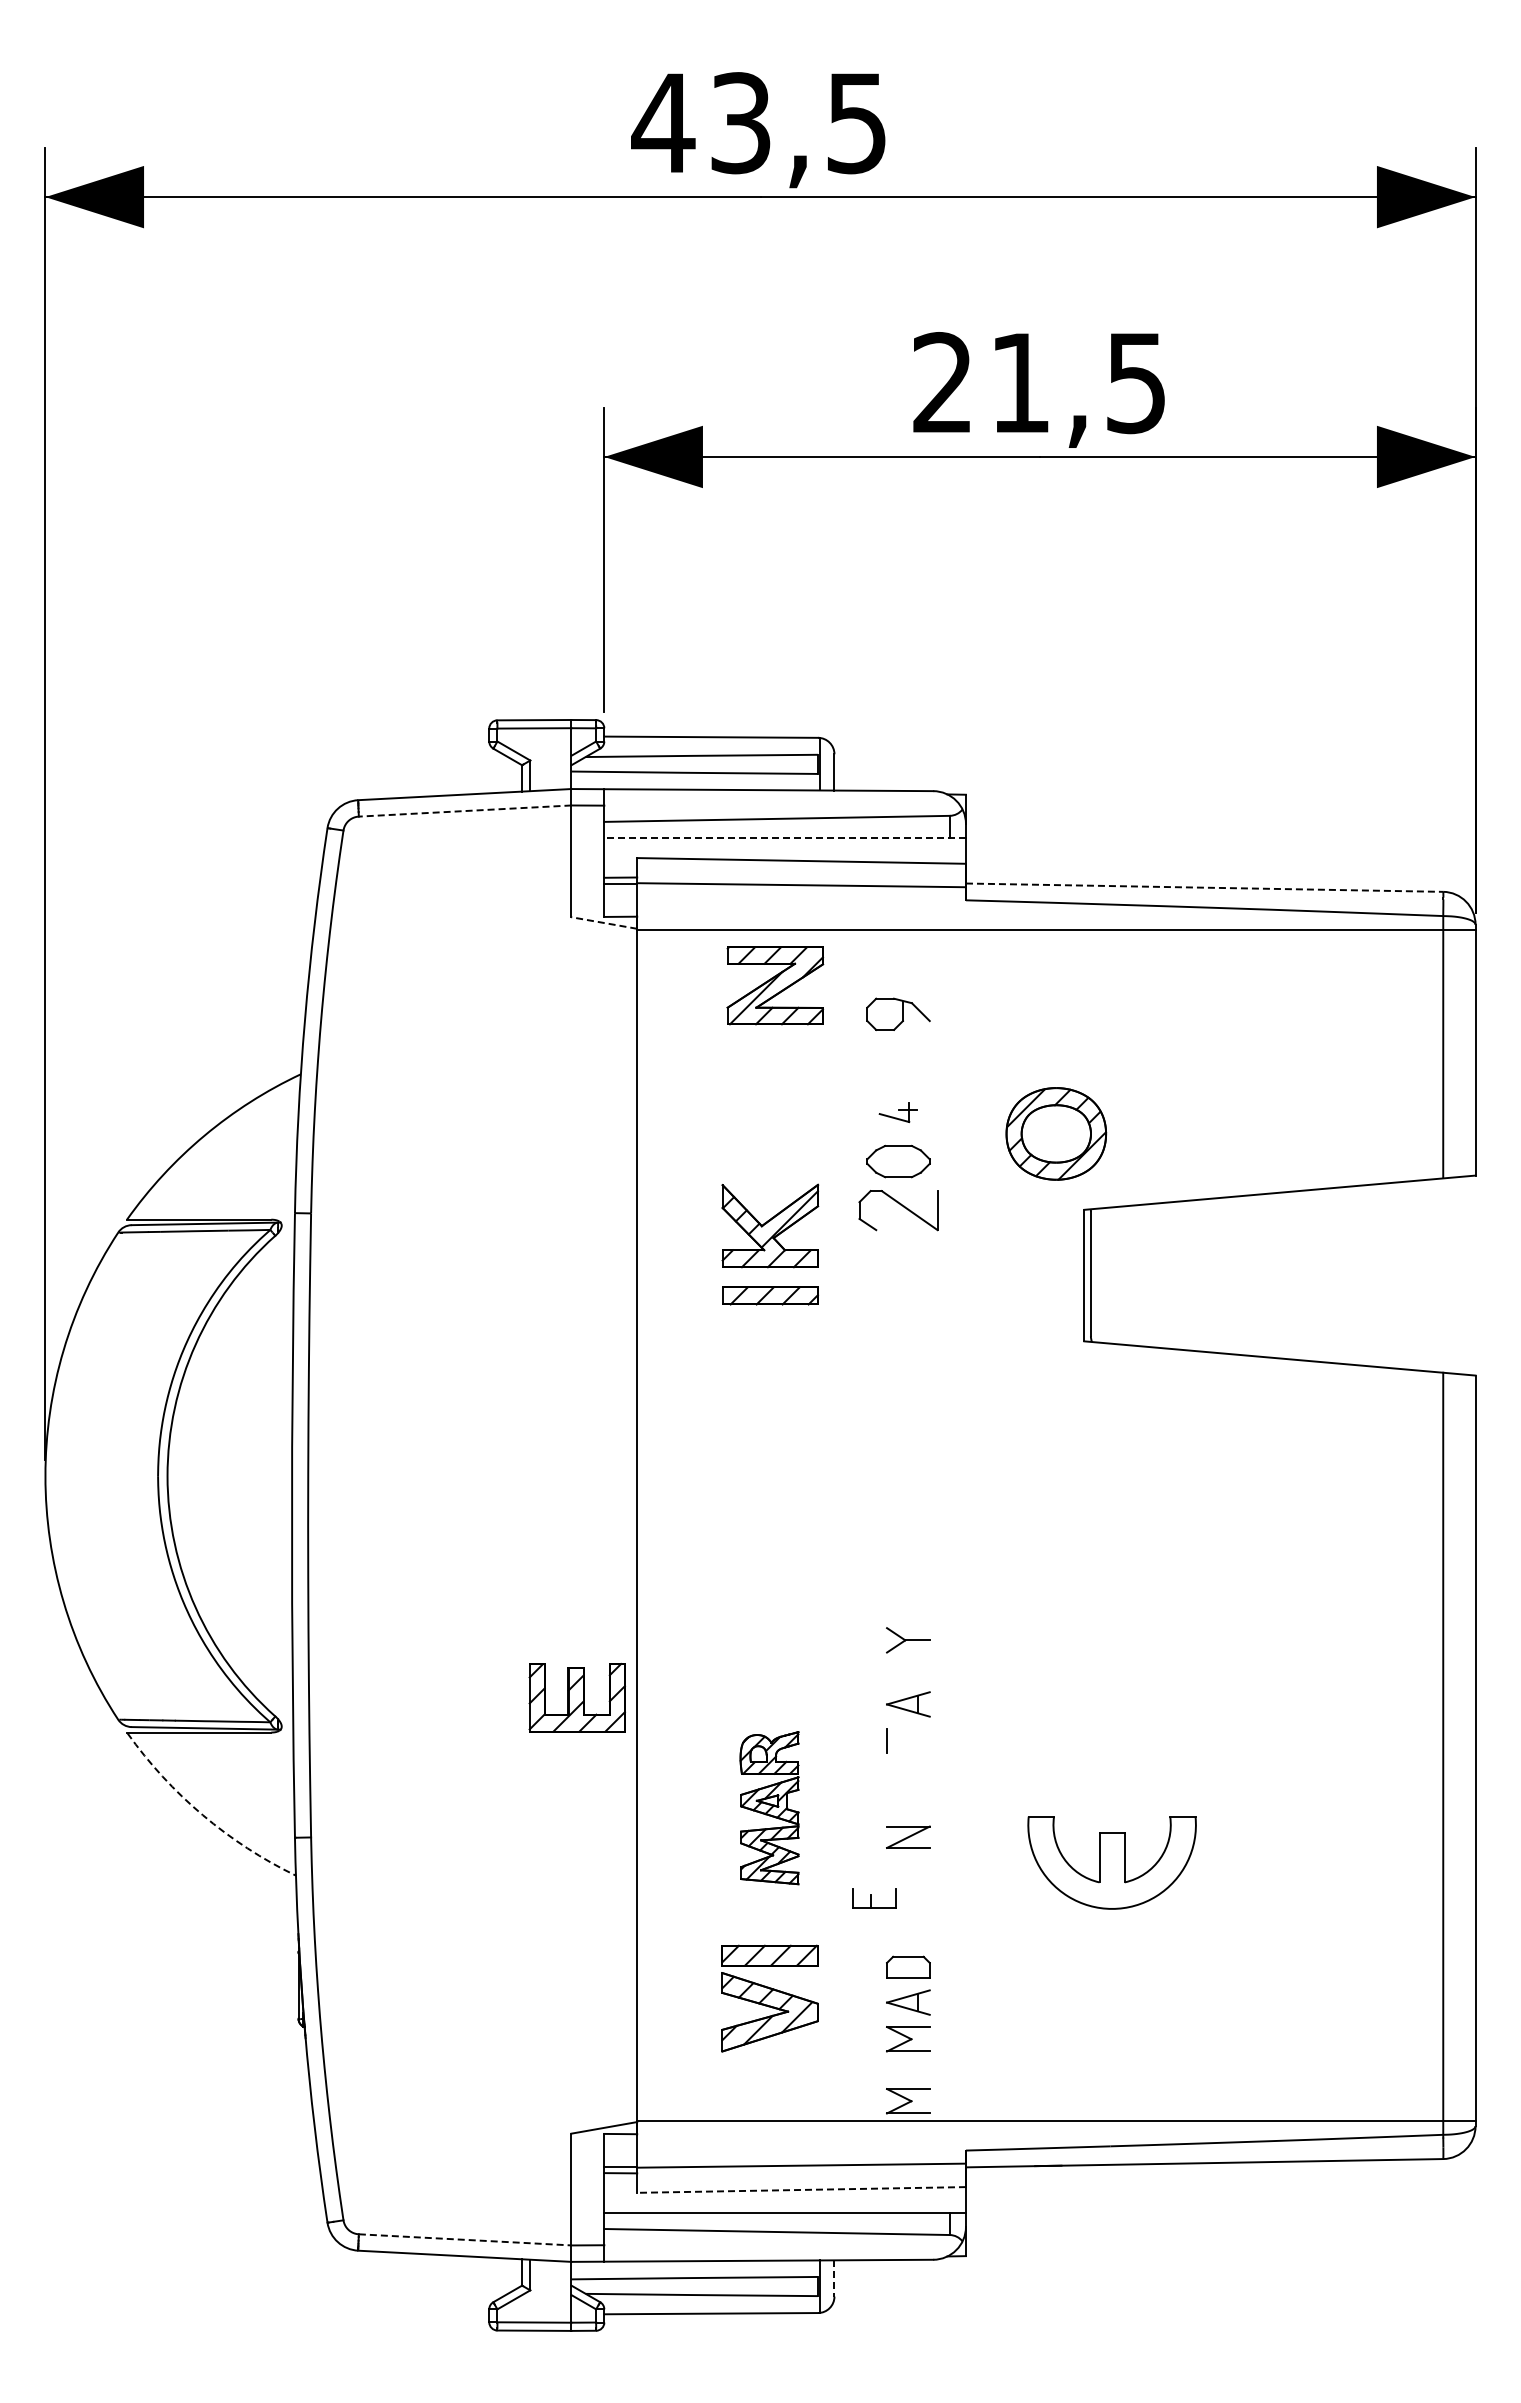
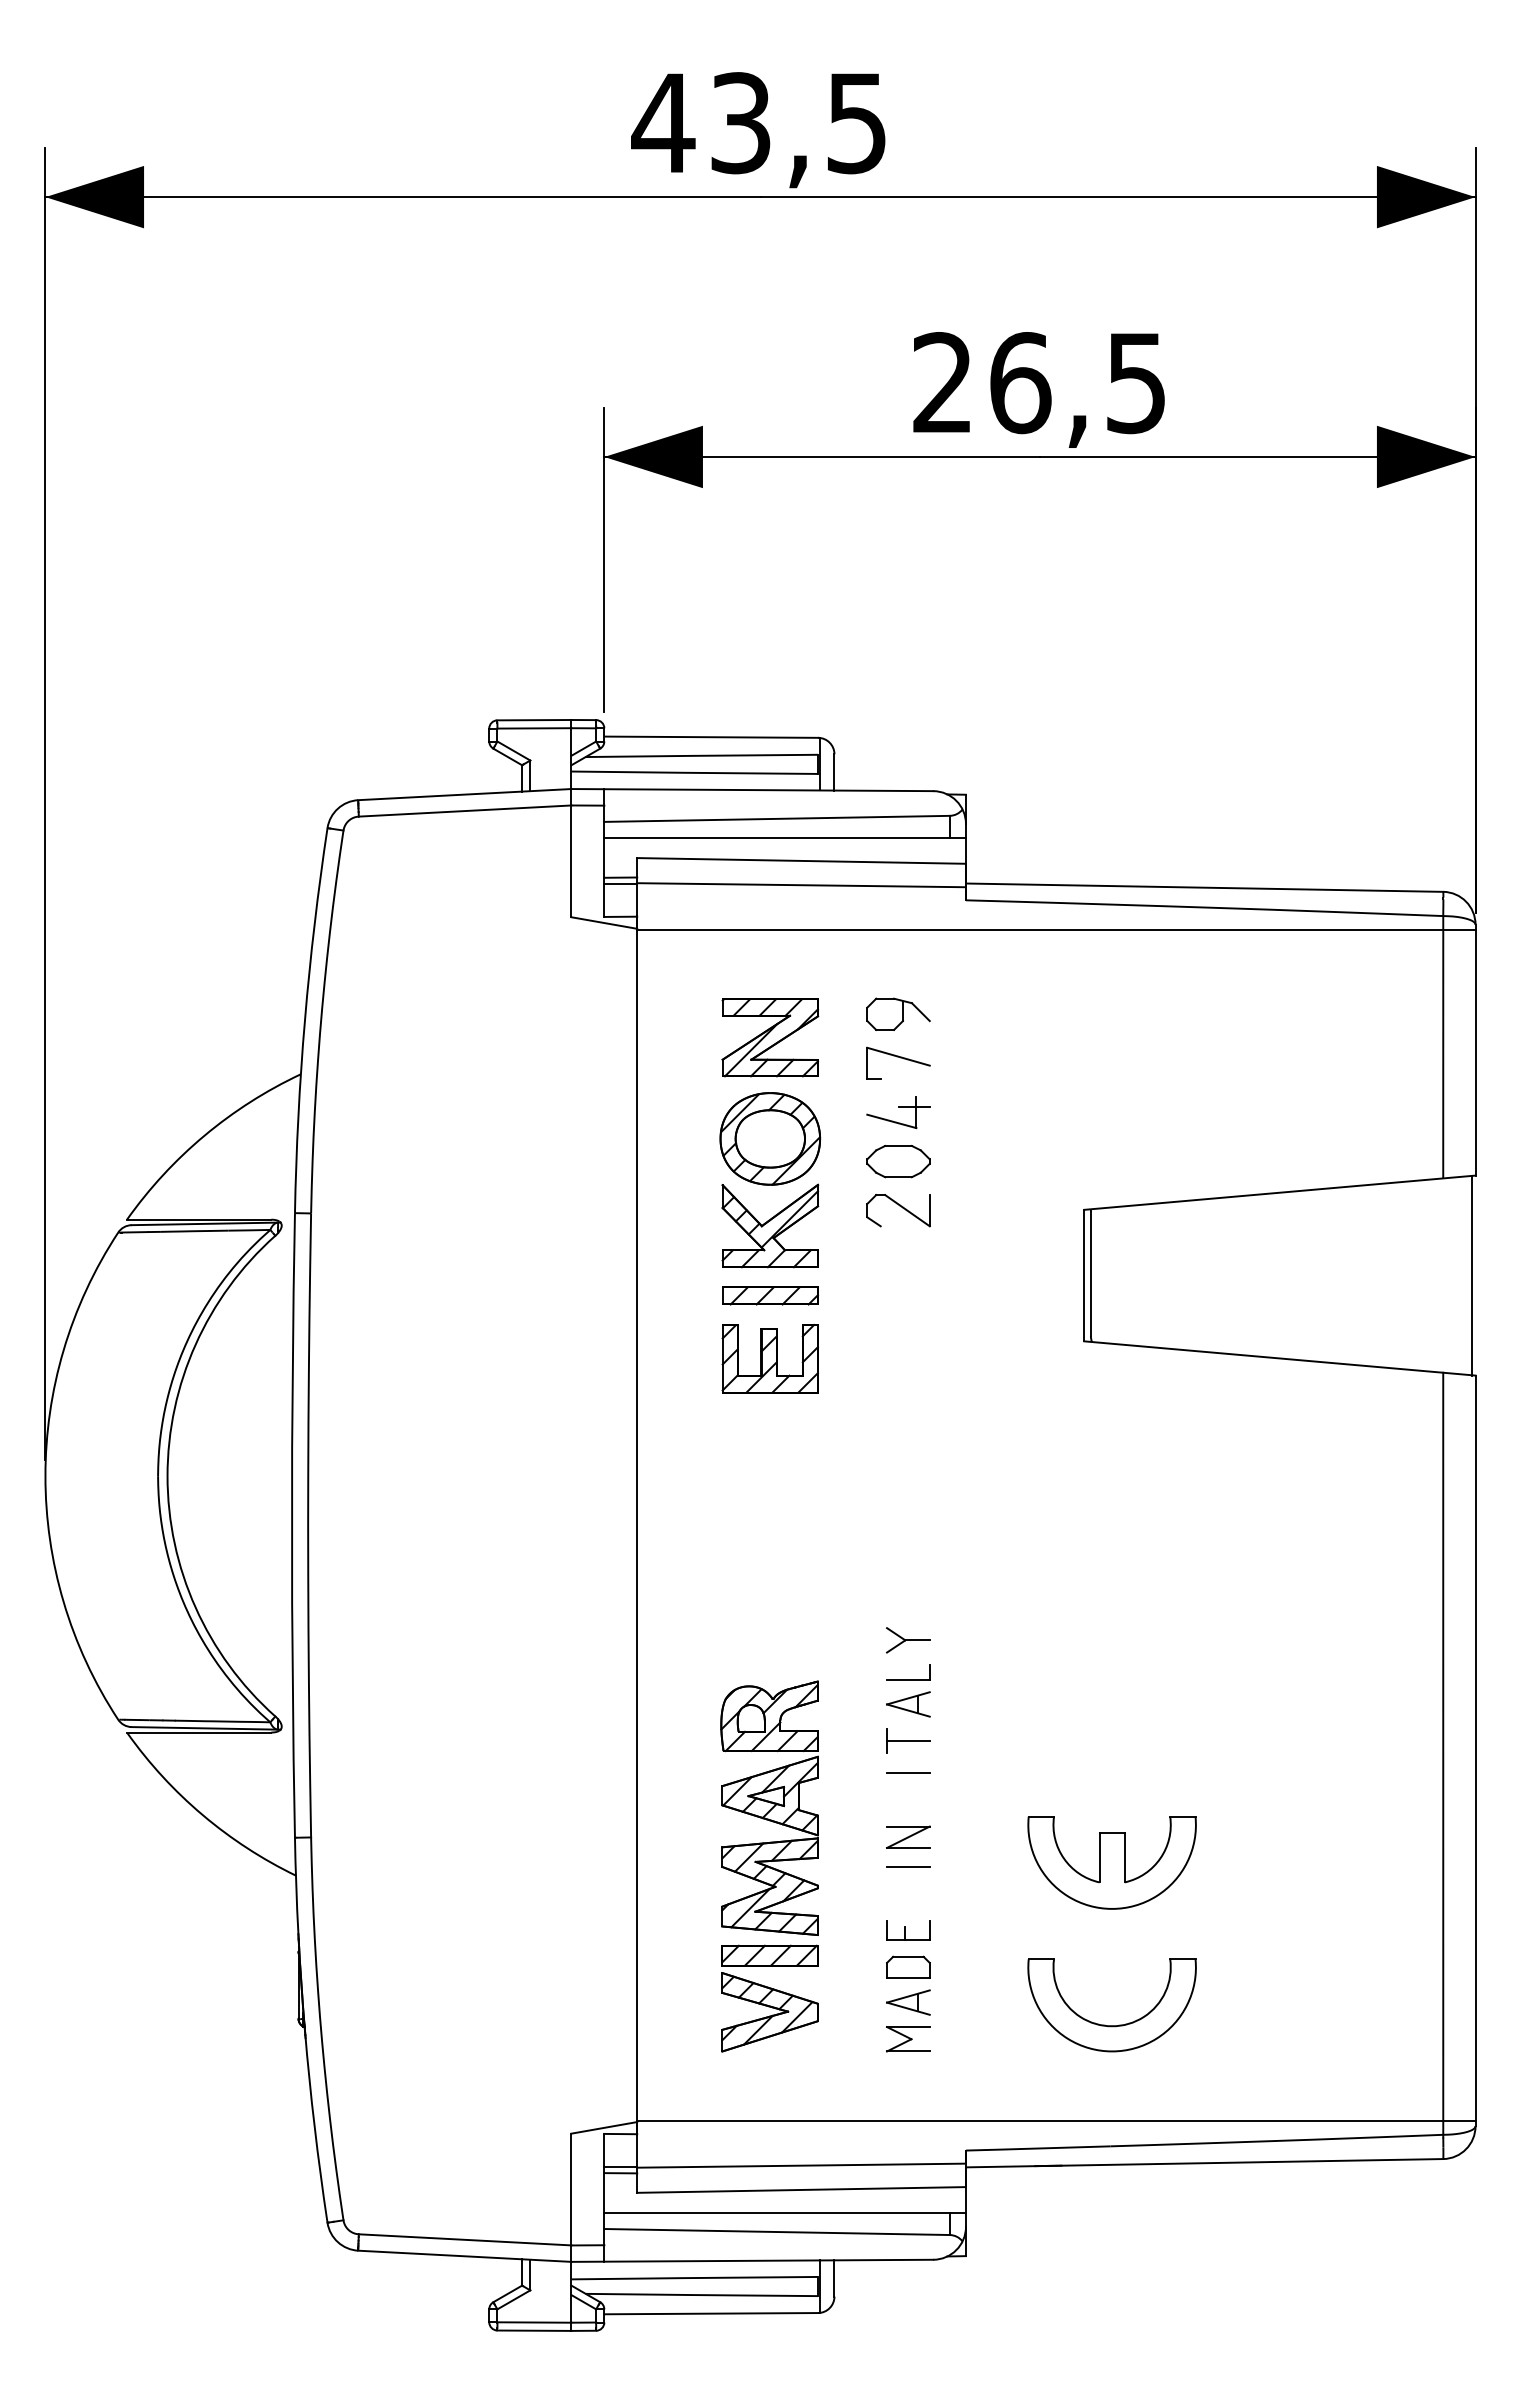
text: 21,5 -> 26,5 (1020, 383)
line: dashed -> solid (464, 811)
line: dashed -> solid (785, 838)
line: dashed -> solid (1204, 887)
line: dashed -> solid (603, 922)
part position: (775, 985) -> (770, 1037) (770, 1037)
part: none -> present (898, 1062)
part size: 40x22 px -> 65x34 px (898, 1112)
part position: (1056, 1133) -> (770, 1138) (770, 1138)
part size: 81x42 px -> 65x34 px (898, 1210)
line: none -> present (1472, 1275)
part: none -> present (908, 1679)
part position: (576, 1697) -> (769, 1358) (769, 1358)
line: none -> present (908, 1741)
line: none -> present (908, 1772)
part size: 61x155 px -> 99x256 px (769, 1807)
arc: dashed -> solid (202, 1815)
line: none -> present (908, 1867)
part position: (874, 1898) -> (908, 1930) (908, 1930)
part: none -> present (1105, 2024)
part: present -> none (908, 2101)
line: dashed -> solid (801, 2189)
line: dashed -> solid (465, 2239)
line: dashed -> solid (834, 2278)
